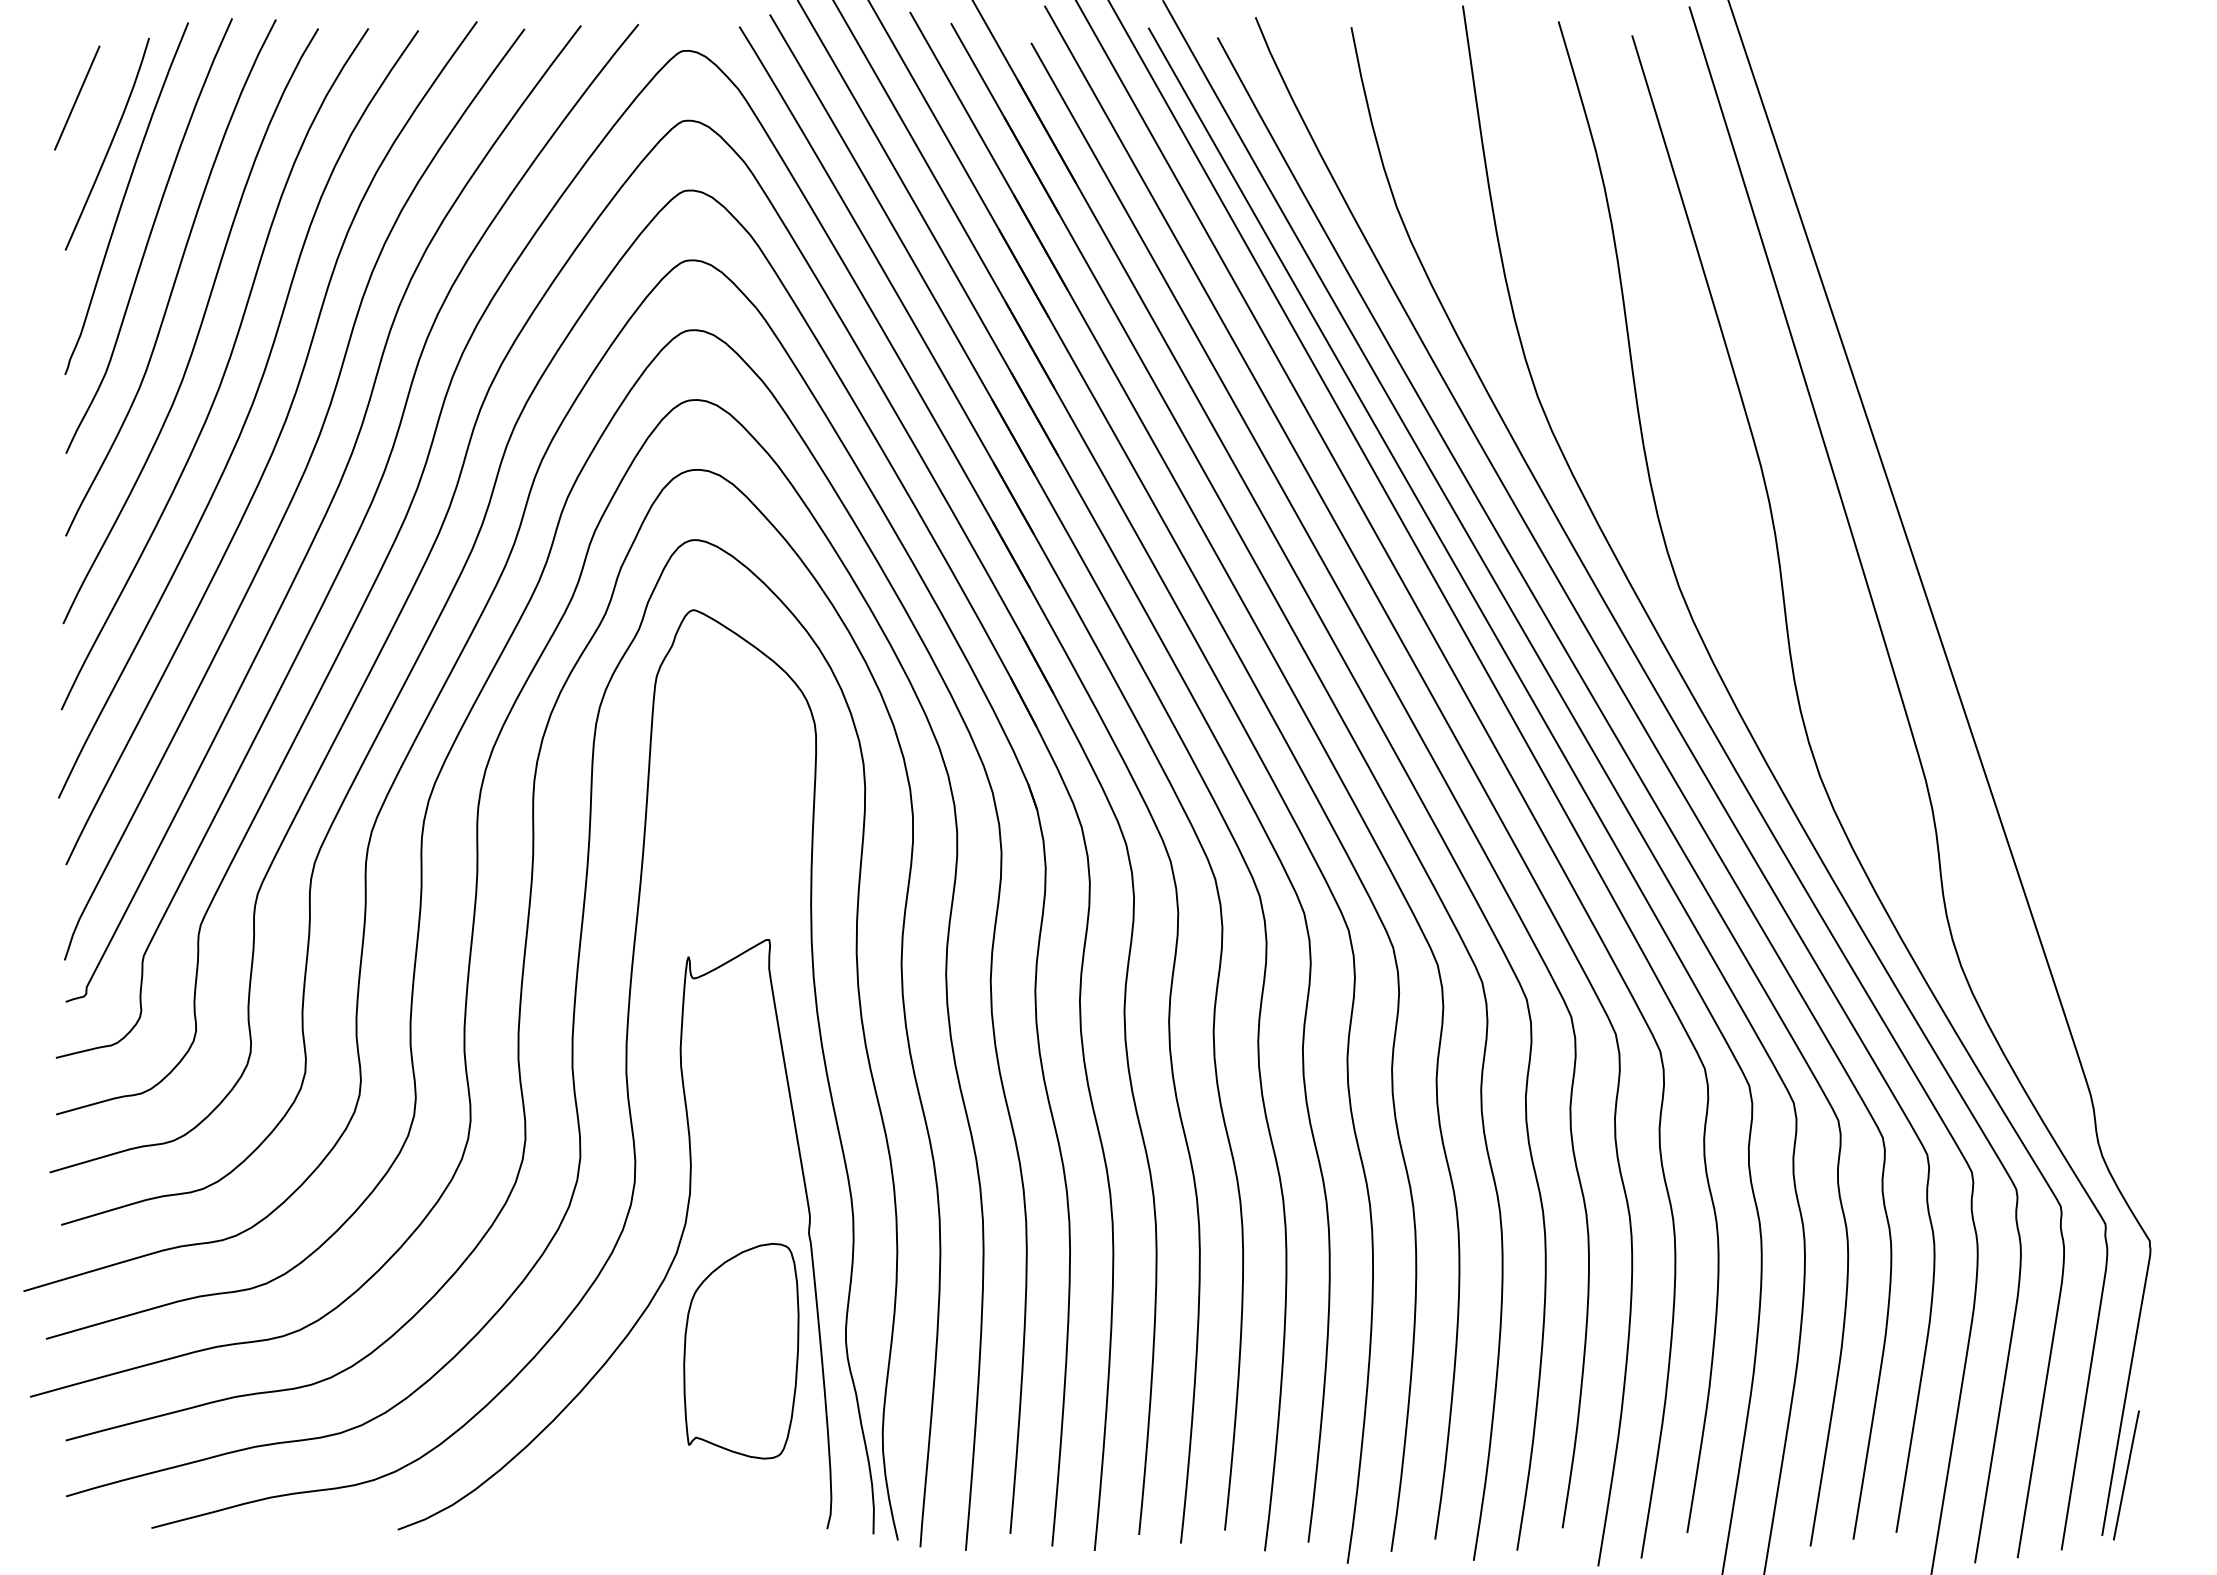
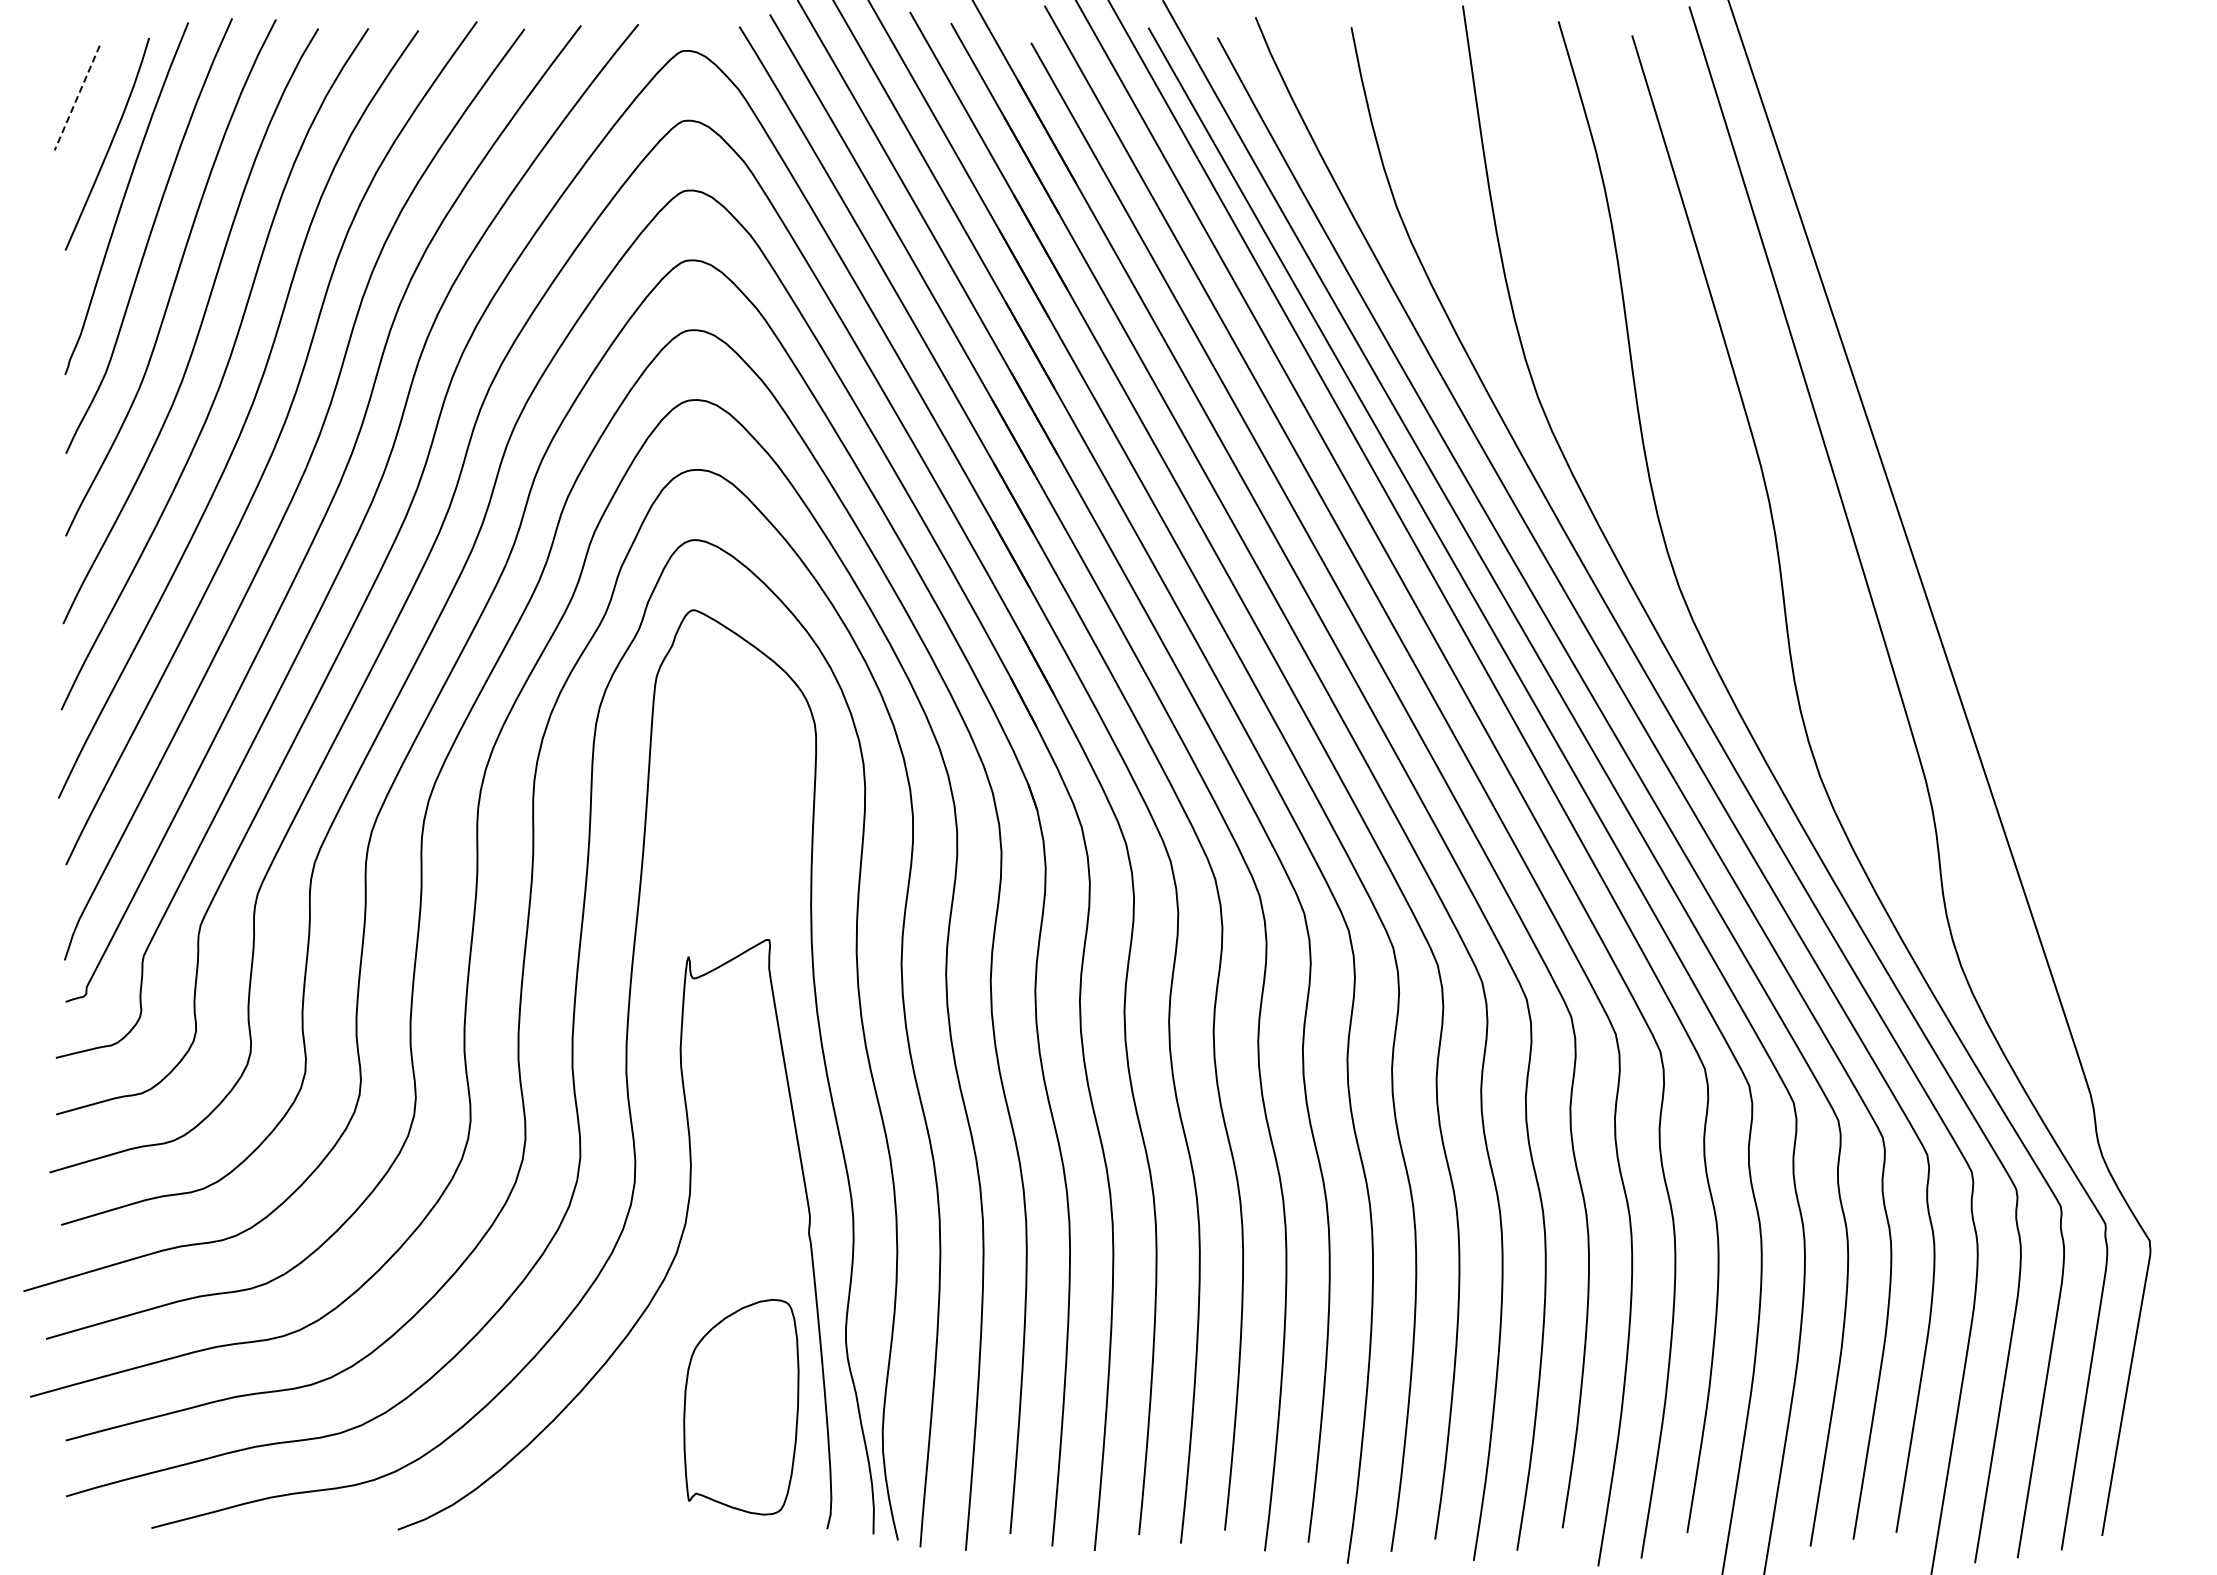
line: solid -> dashed (77, 98)
part position: (741, 1351) -> (741, 1407) (741, 1407)
line: present -> none (2126, 1475)
